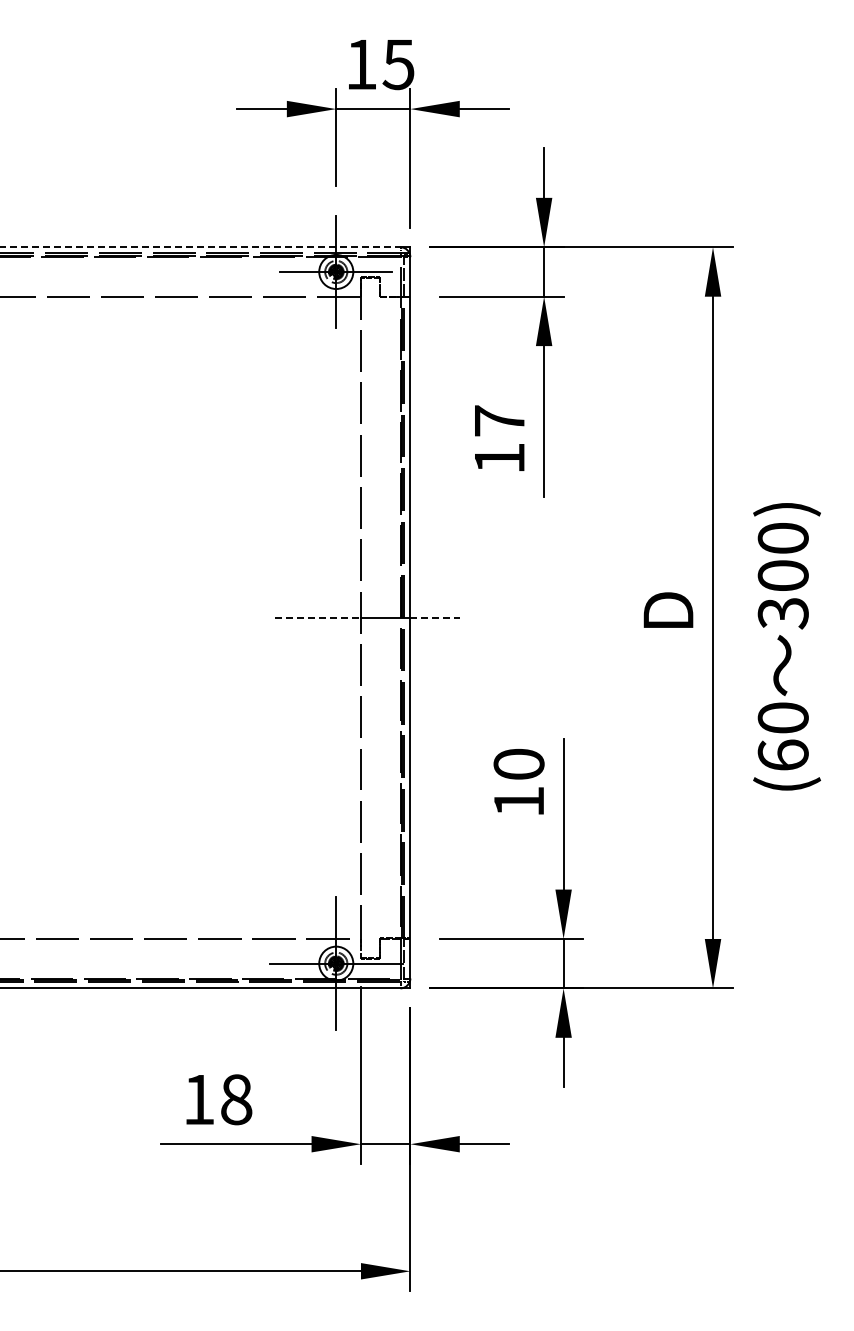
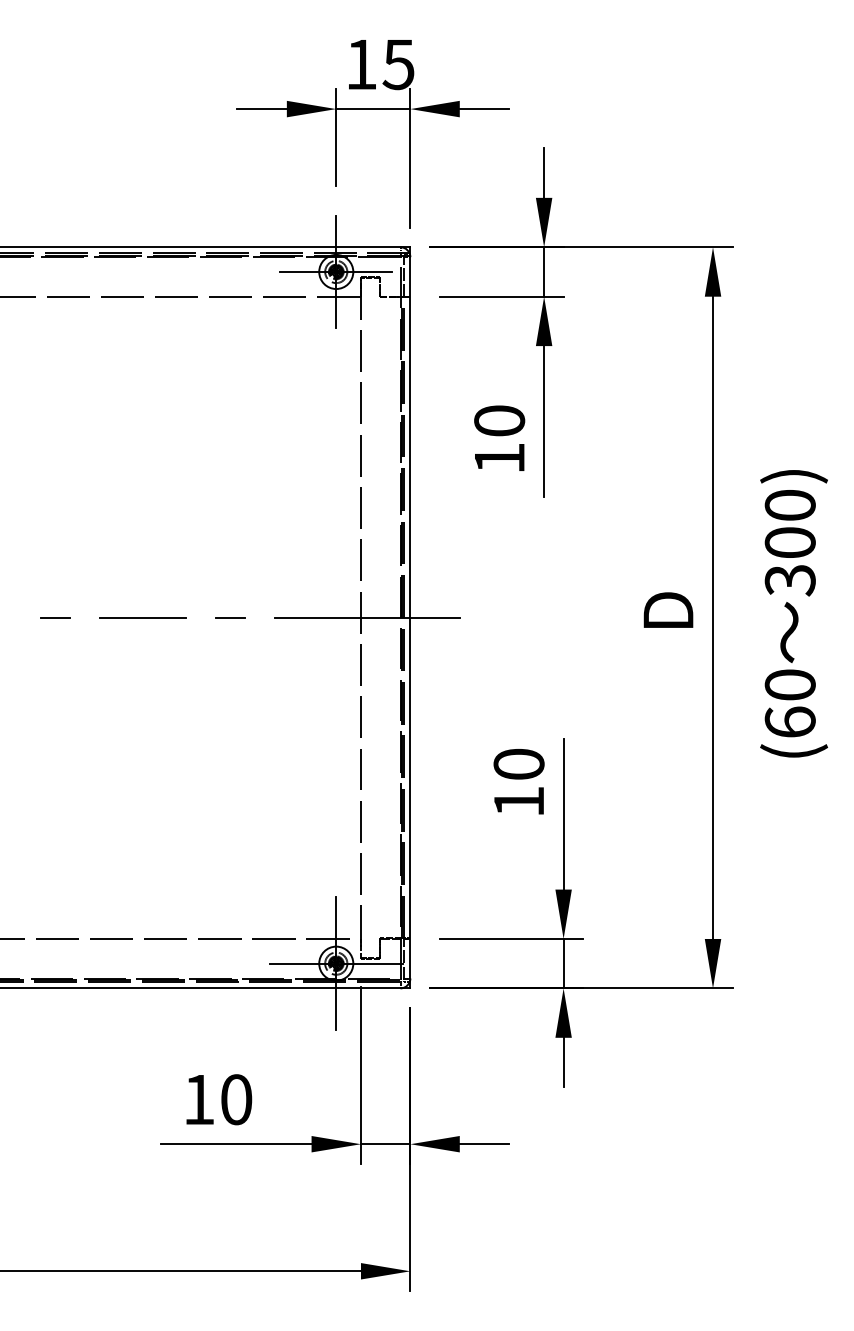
line: dashed -> solid (200, 247)
text: 17 -> 10 (499, 420)
line: none -> present (55, 617)
line: none -> present (142, 617)
line: none -> present (230, 617)
line: dashed -> solid (318, 617)
line: dashed -> solid (435, 617)
text position: (786, 646) -> (793, 613) (793, 613)
text: 18 -> 10 (236, 1099)
